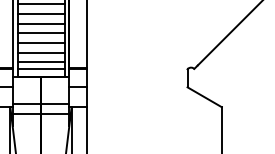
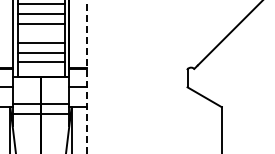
line: present -> none (41, 33)
line: present -> none (41, 69)
line: solid -> dashed (86, 77)
